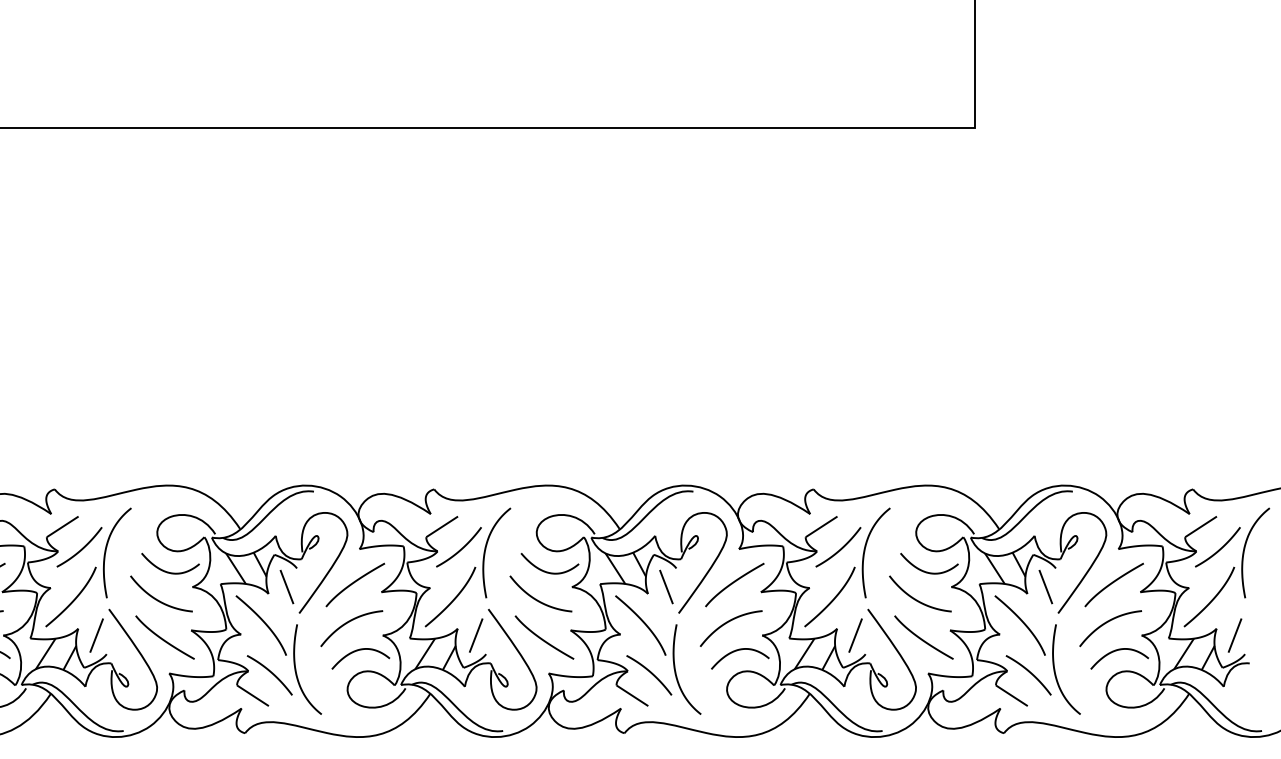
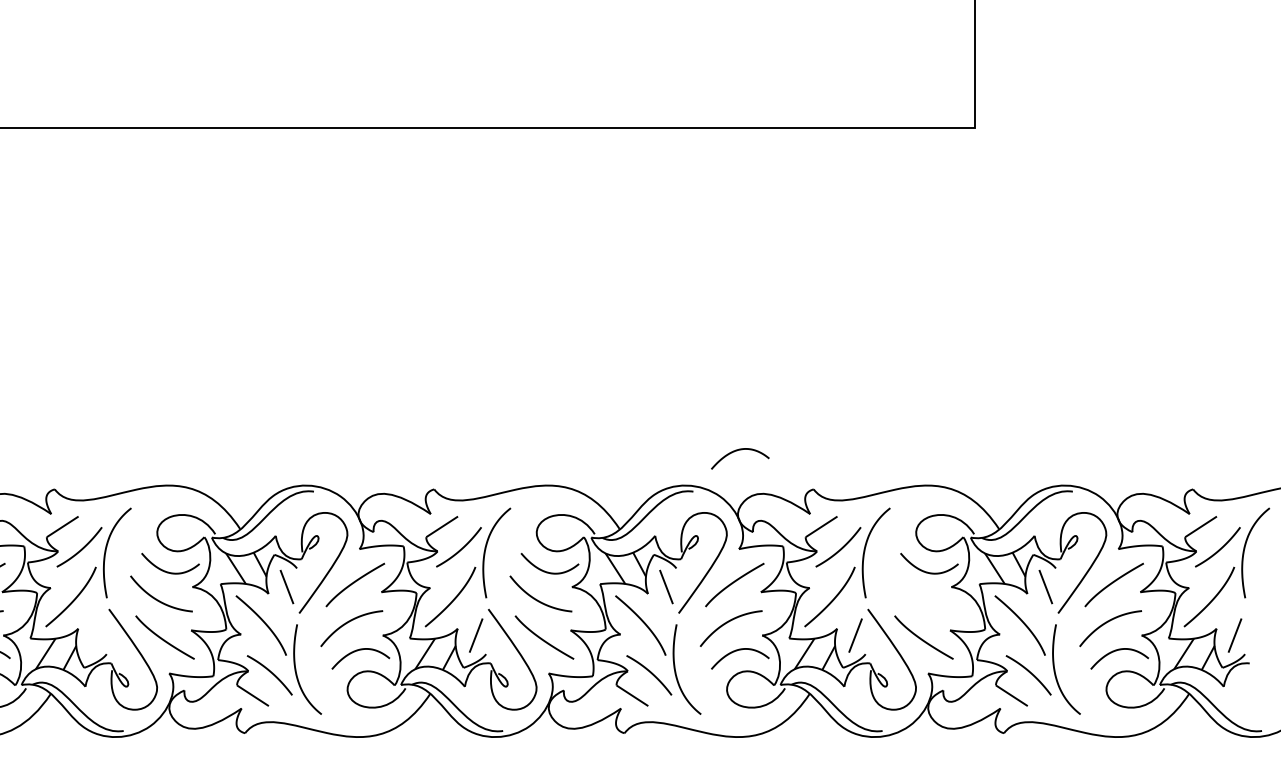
curve: none -> present (737, 451)
curve: present -> none (917, 599)
line: present -> none (96, 635)
